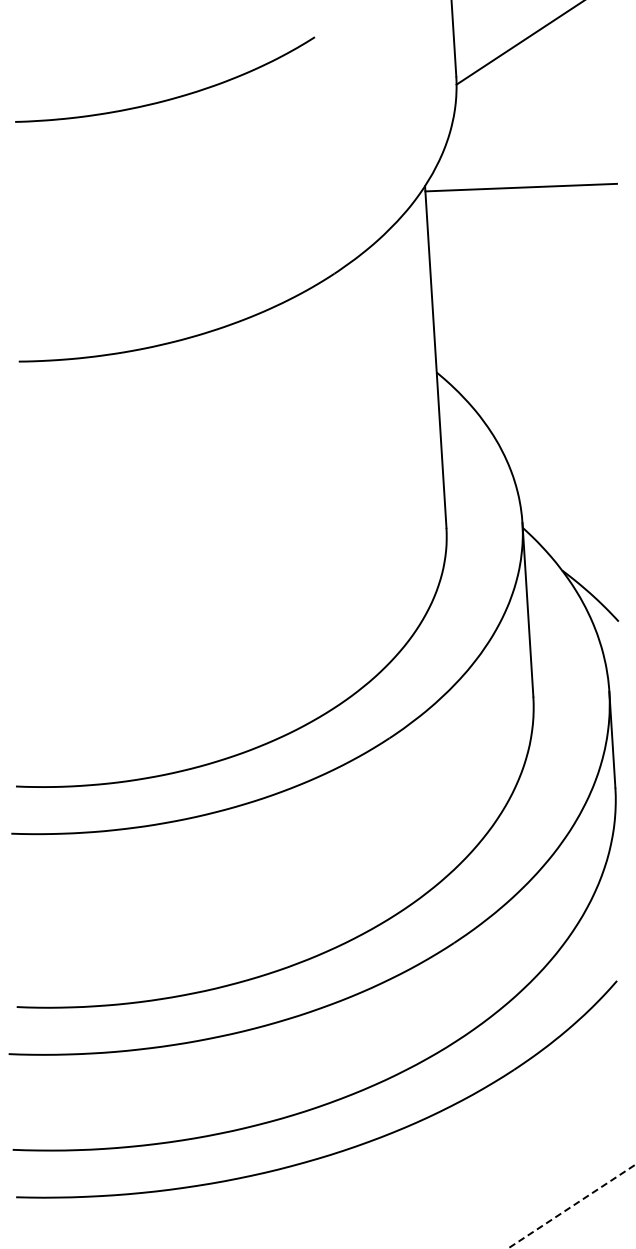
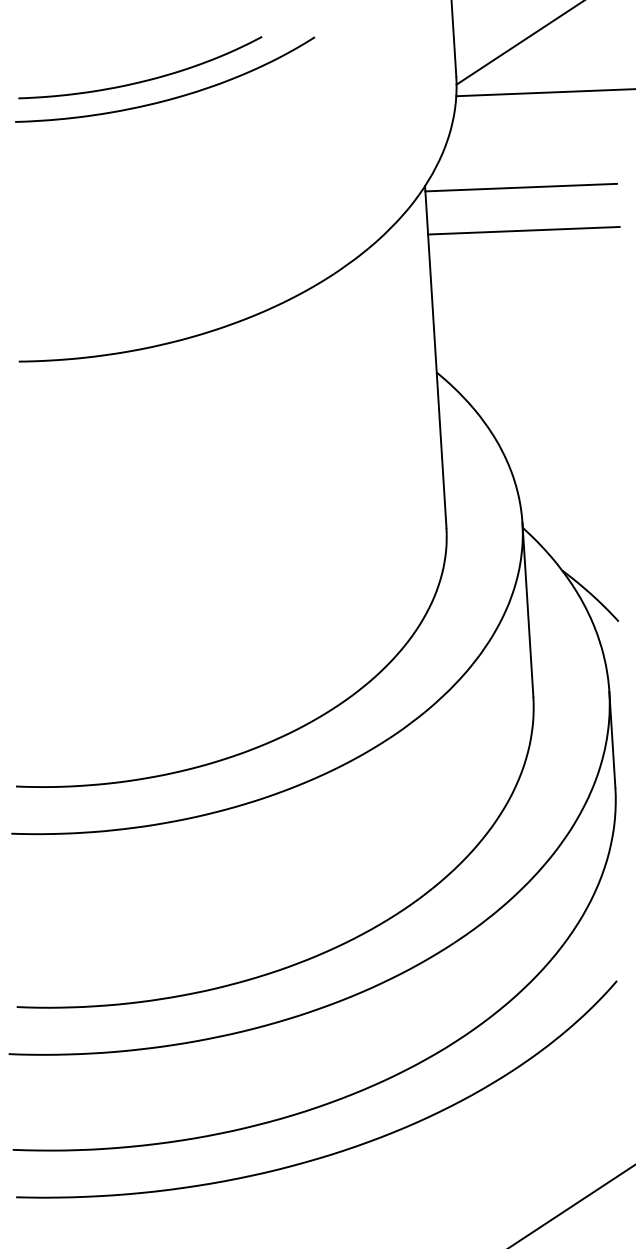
curve: none -> present (142, 80)
line: none -> present (544, 92)
line: none -> present (523, 230)
line: dashed -> solid (571, 1206)
